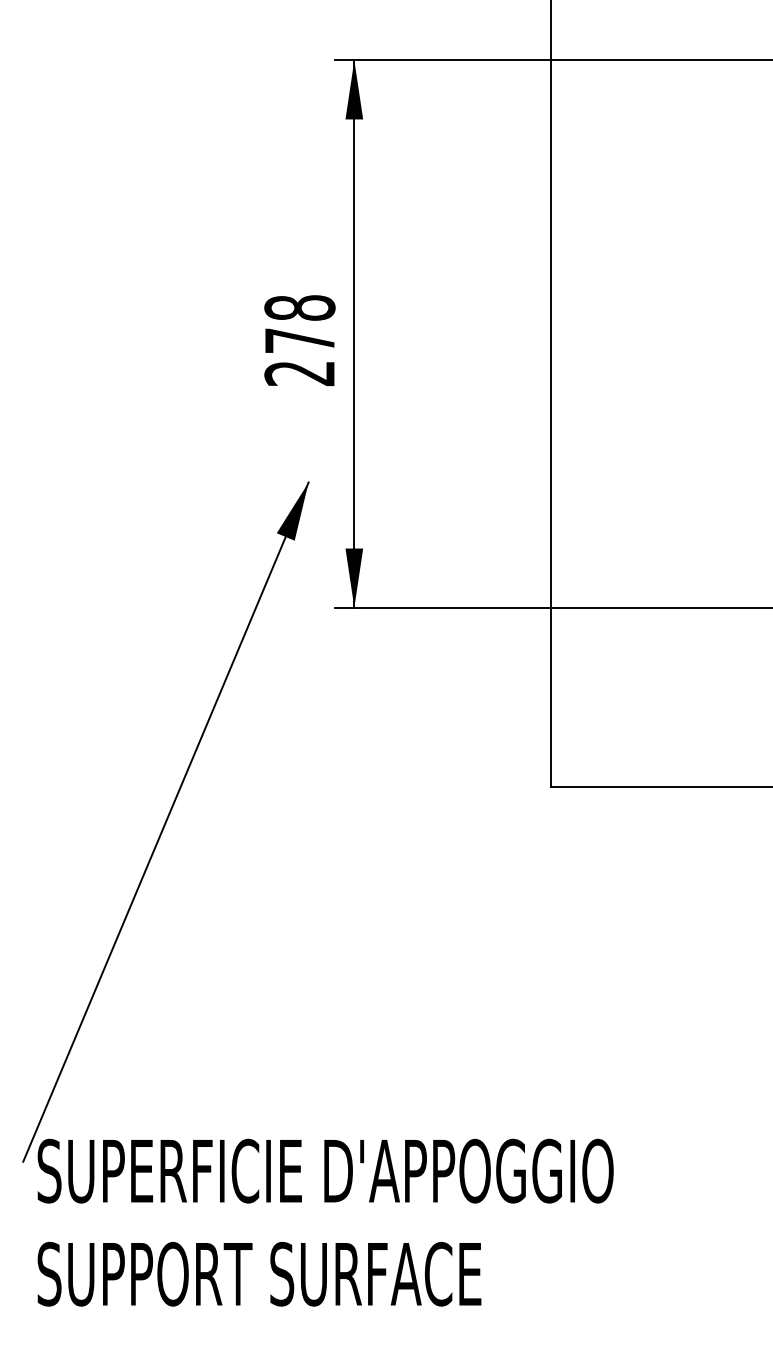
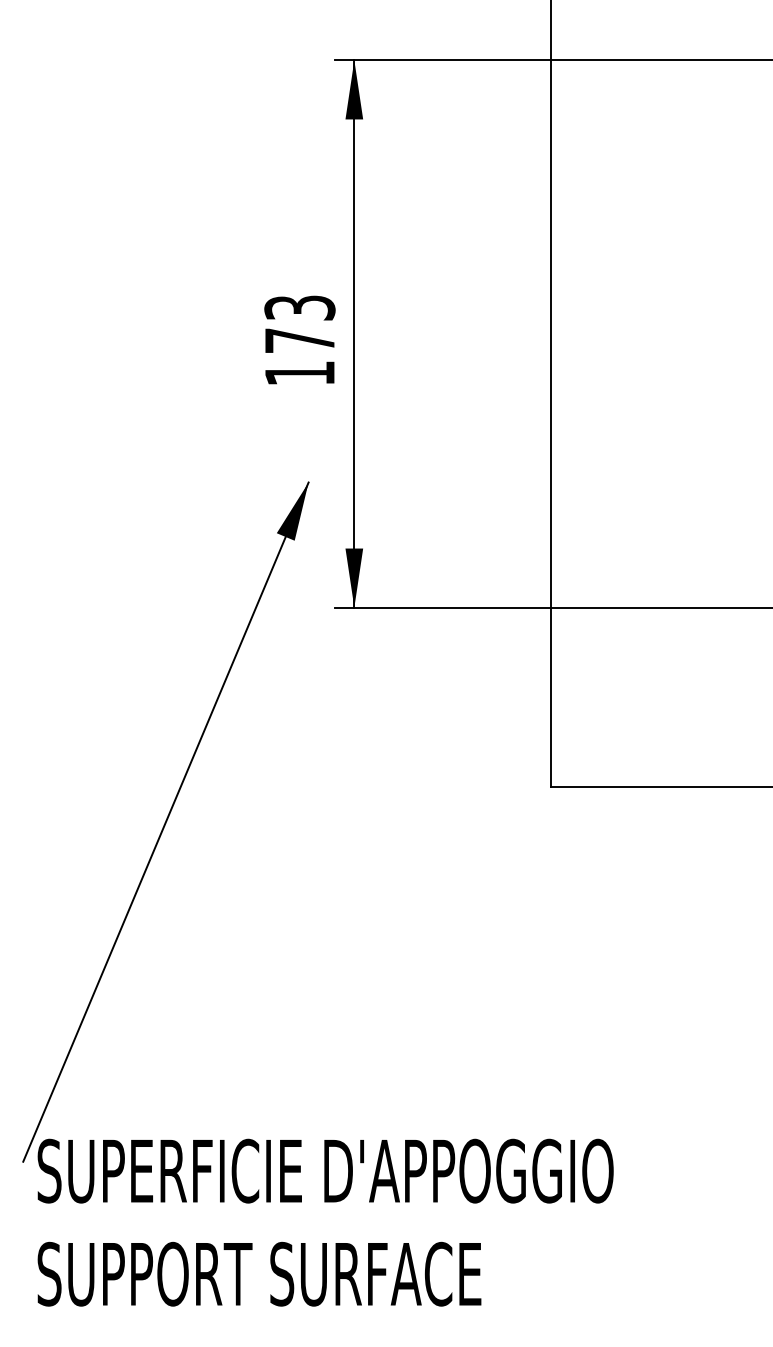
text: 278 -> 173 (299, 340)
